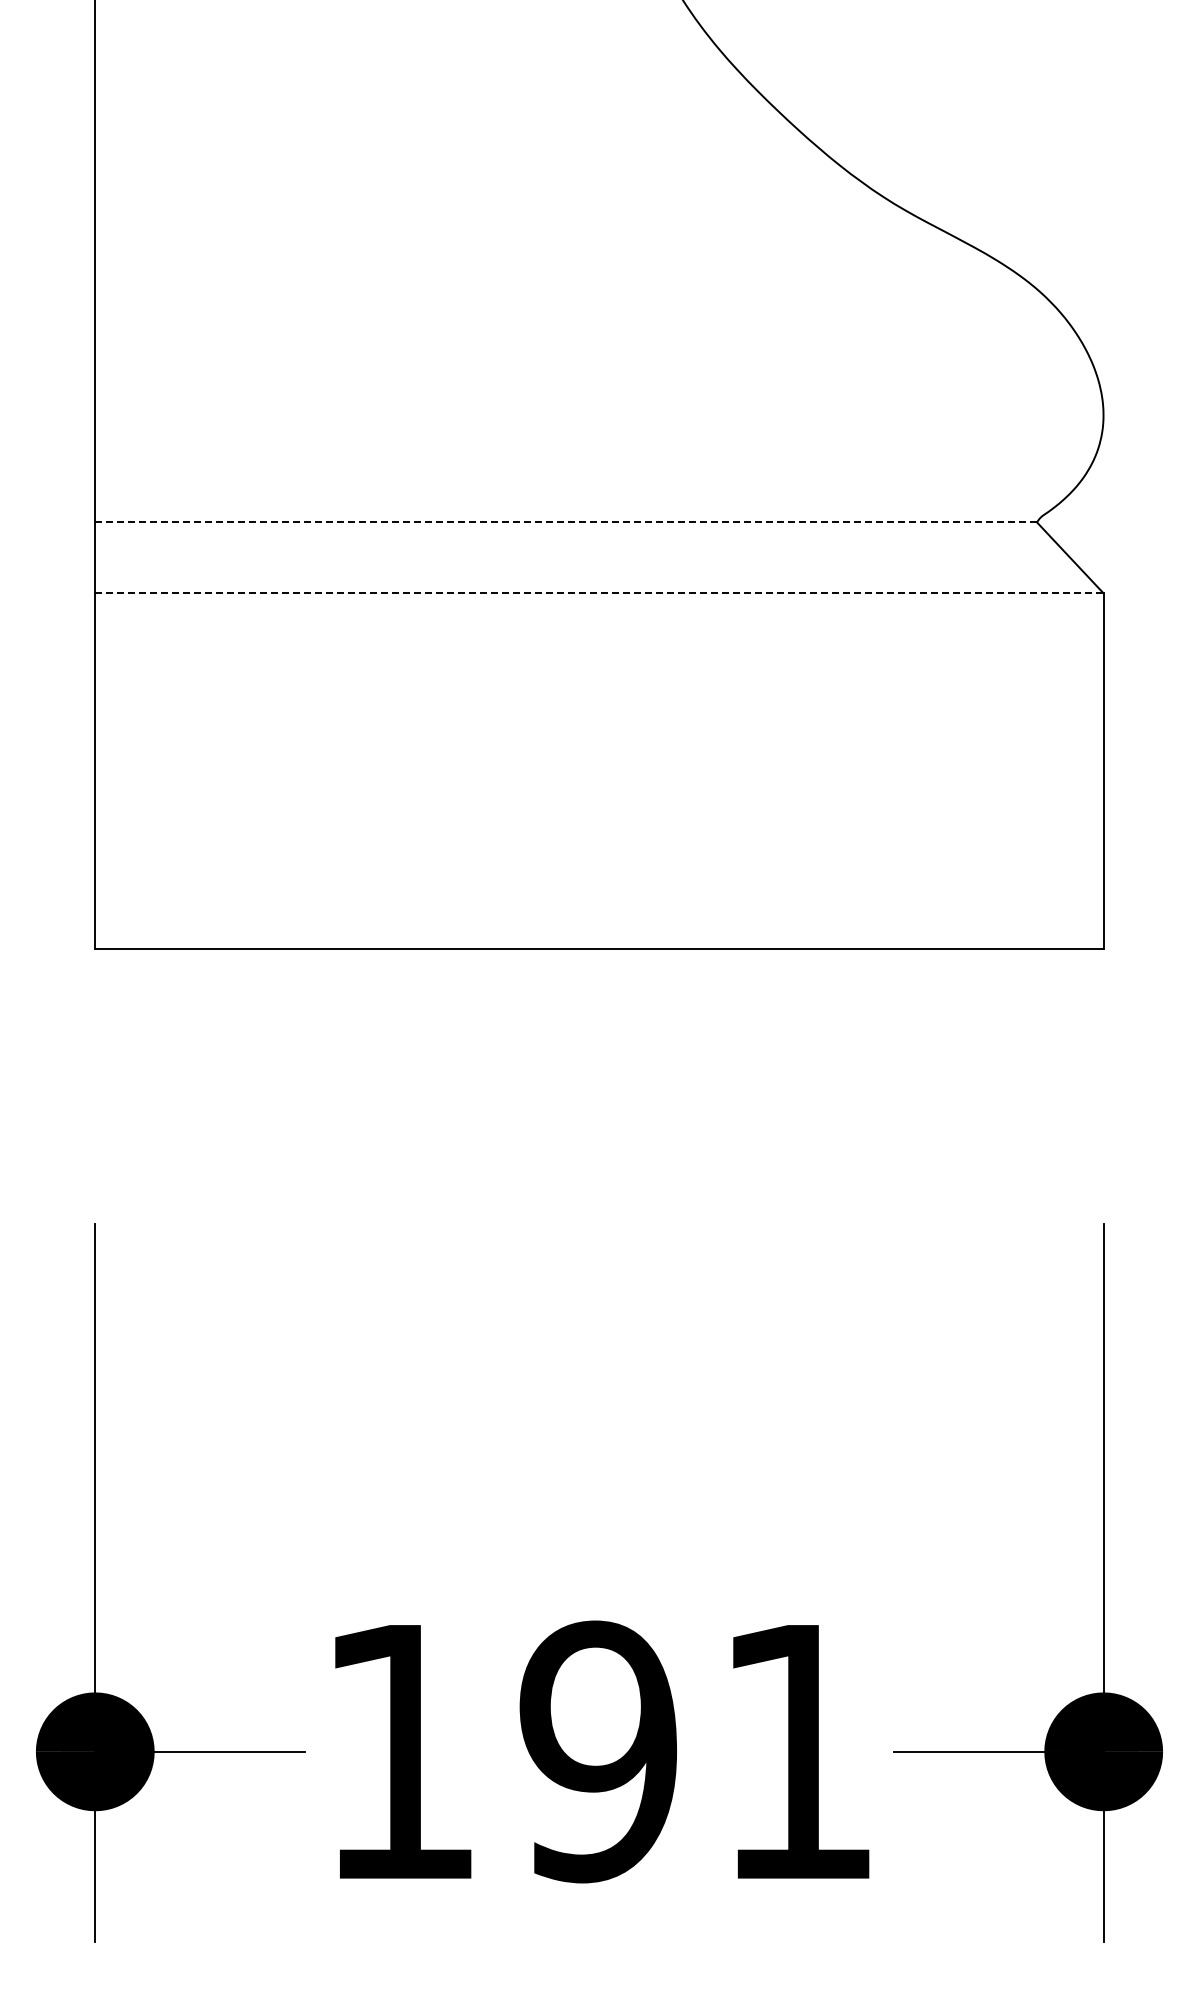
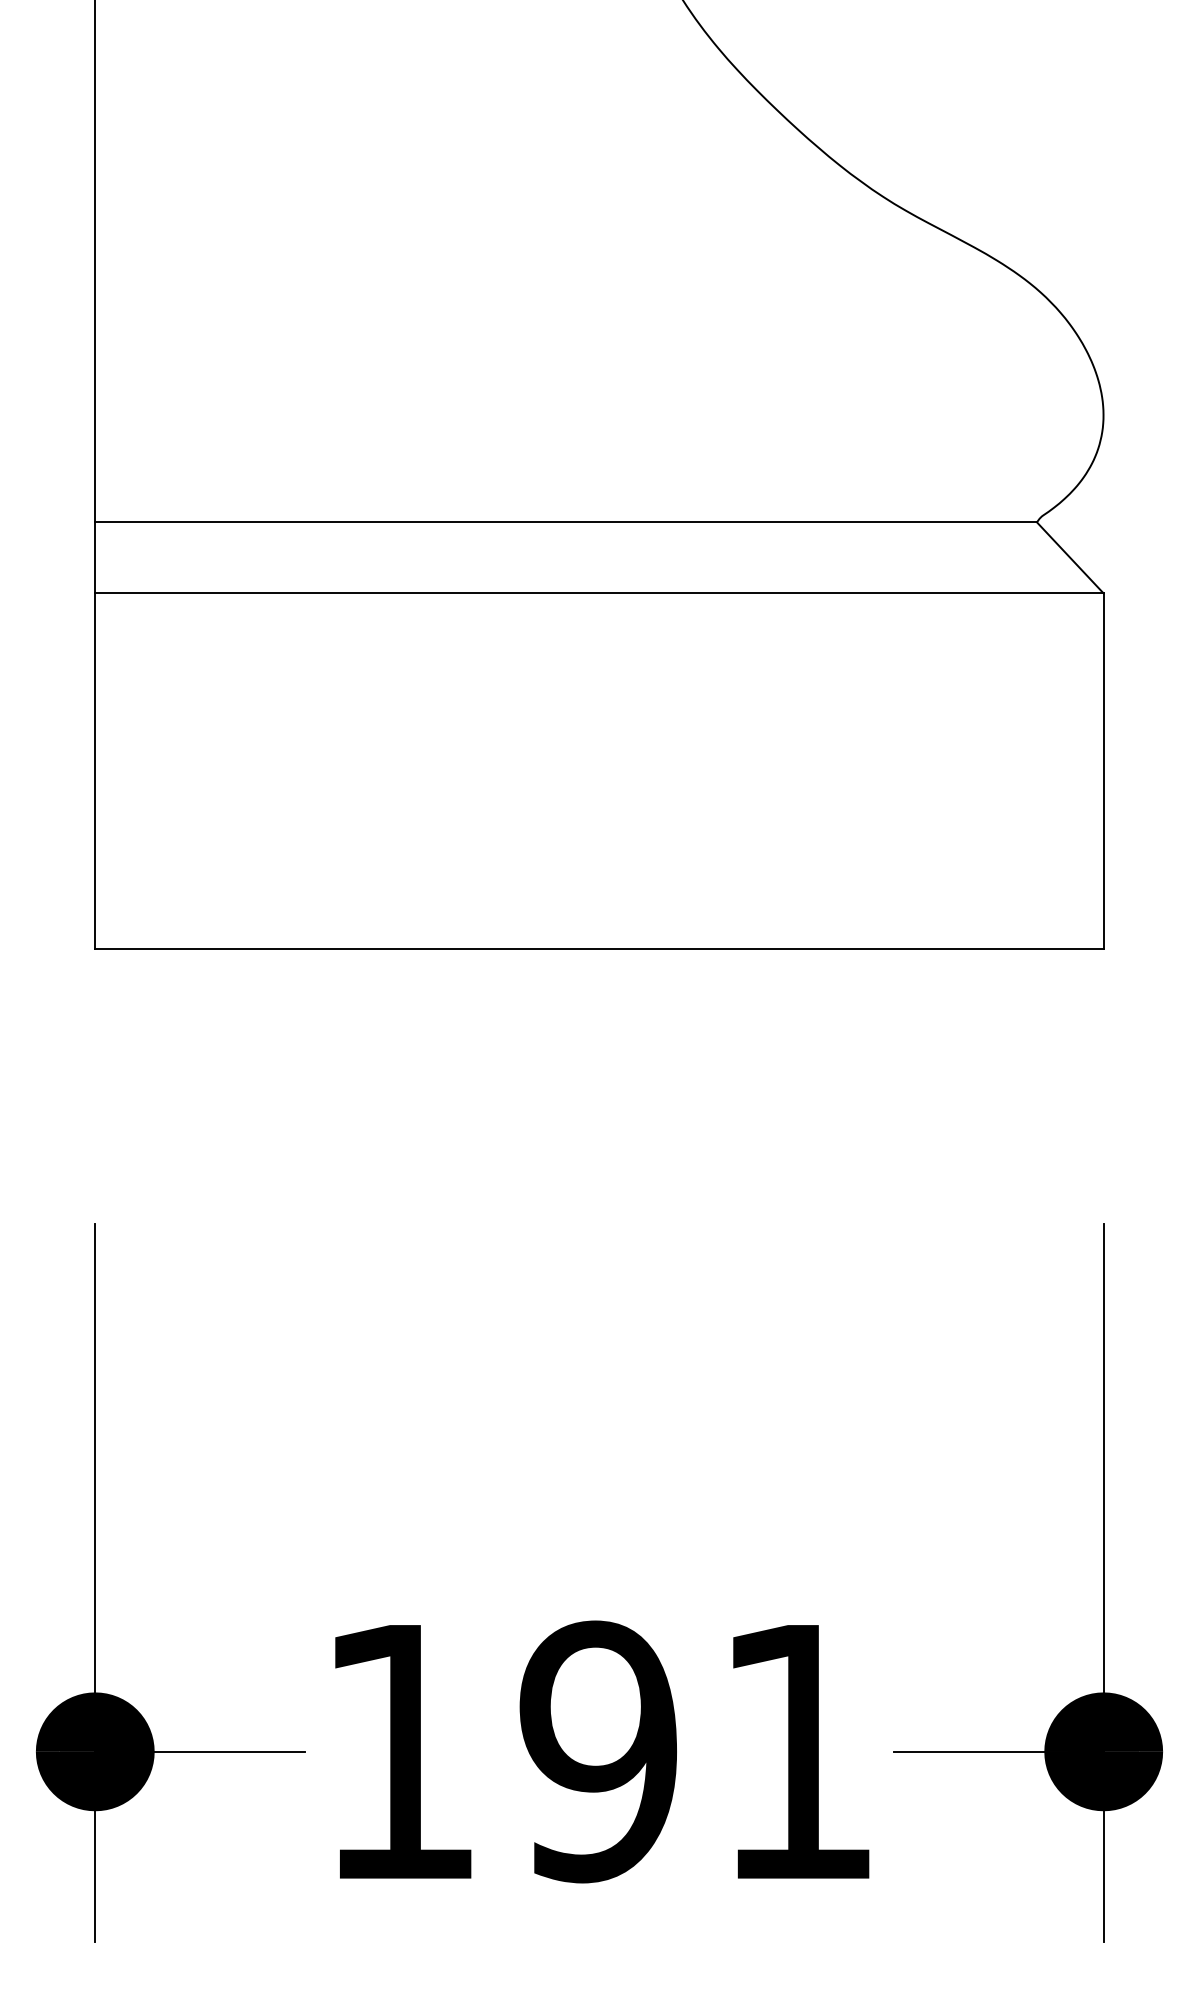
line: dashed -> solid (566, 522)
line: dashed -> solid (599, 593)
